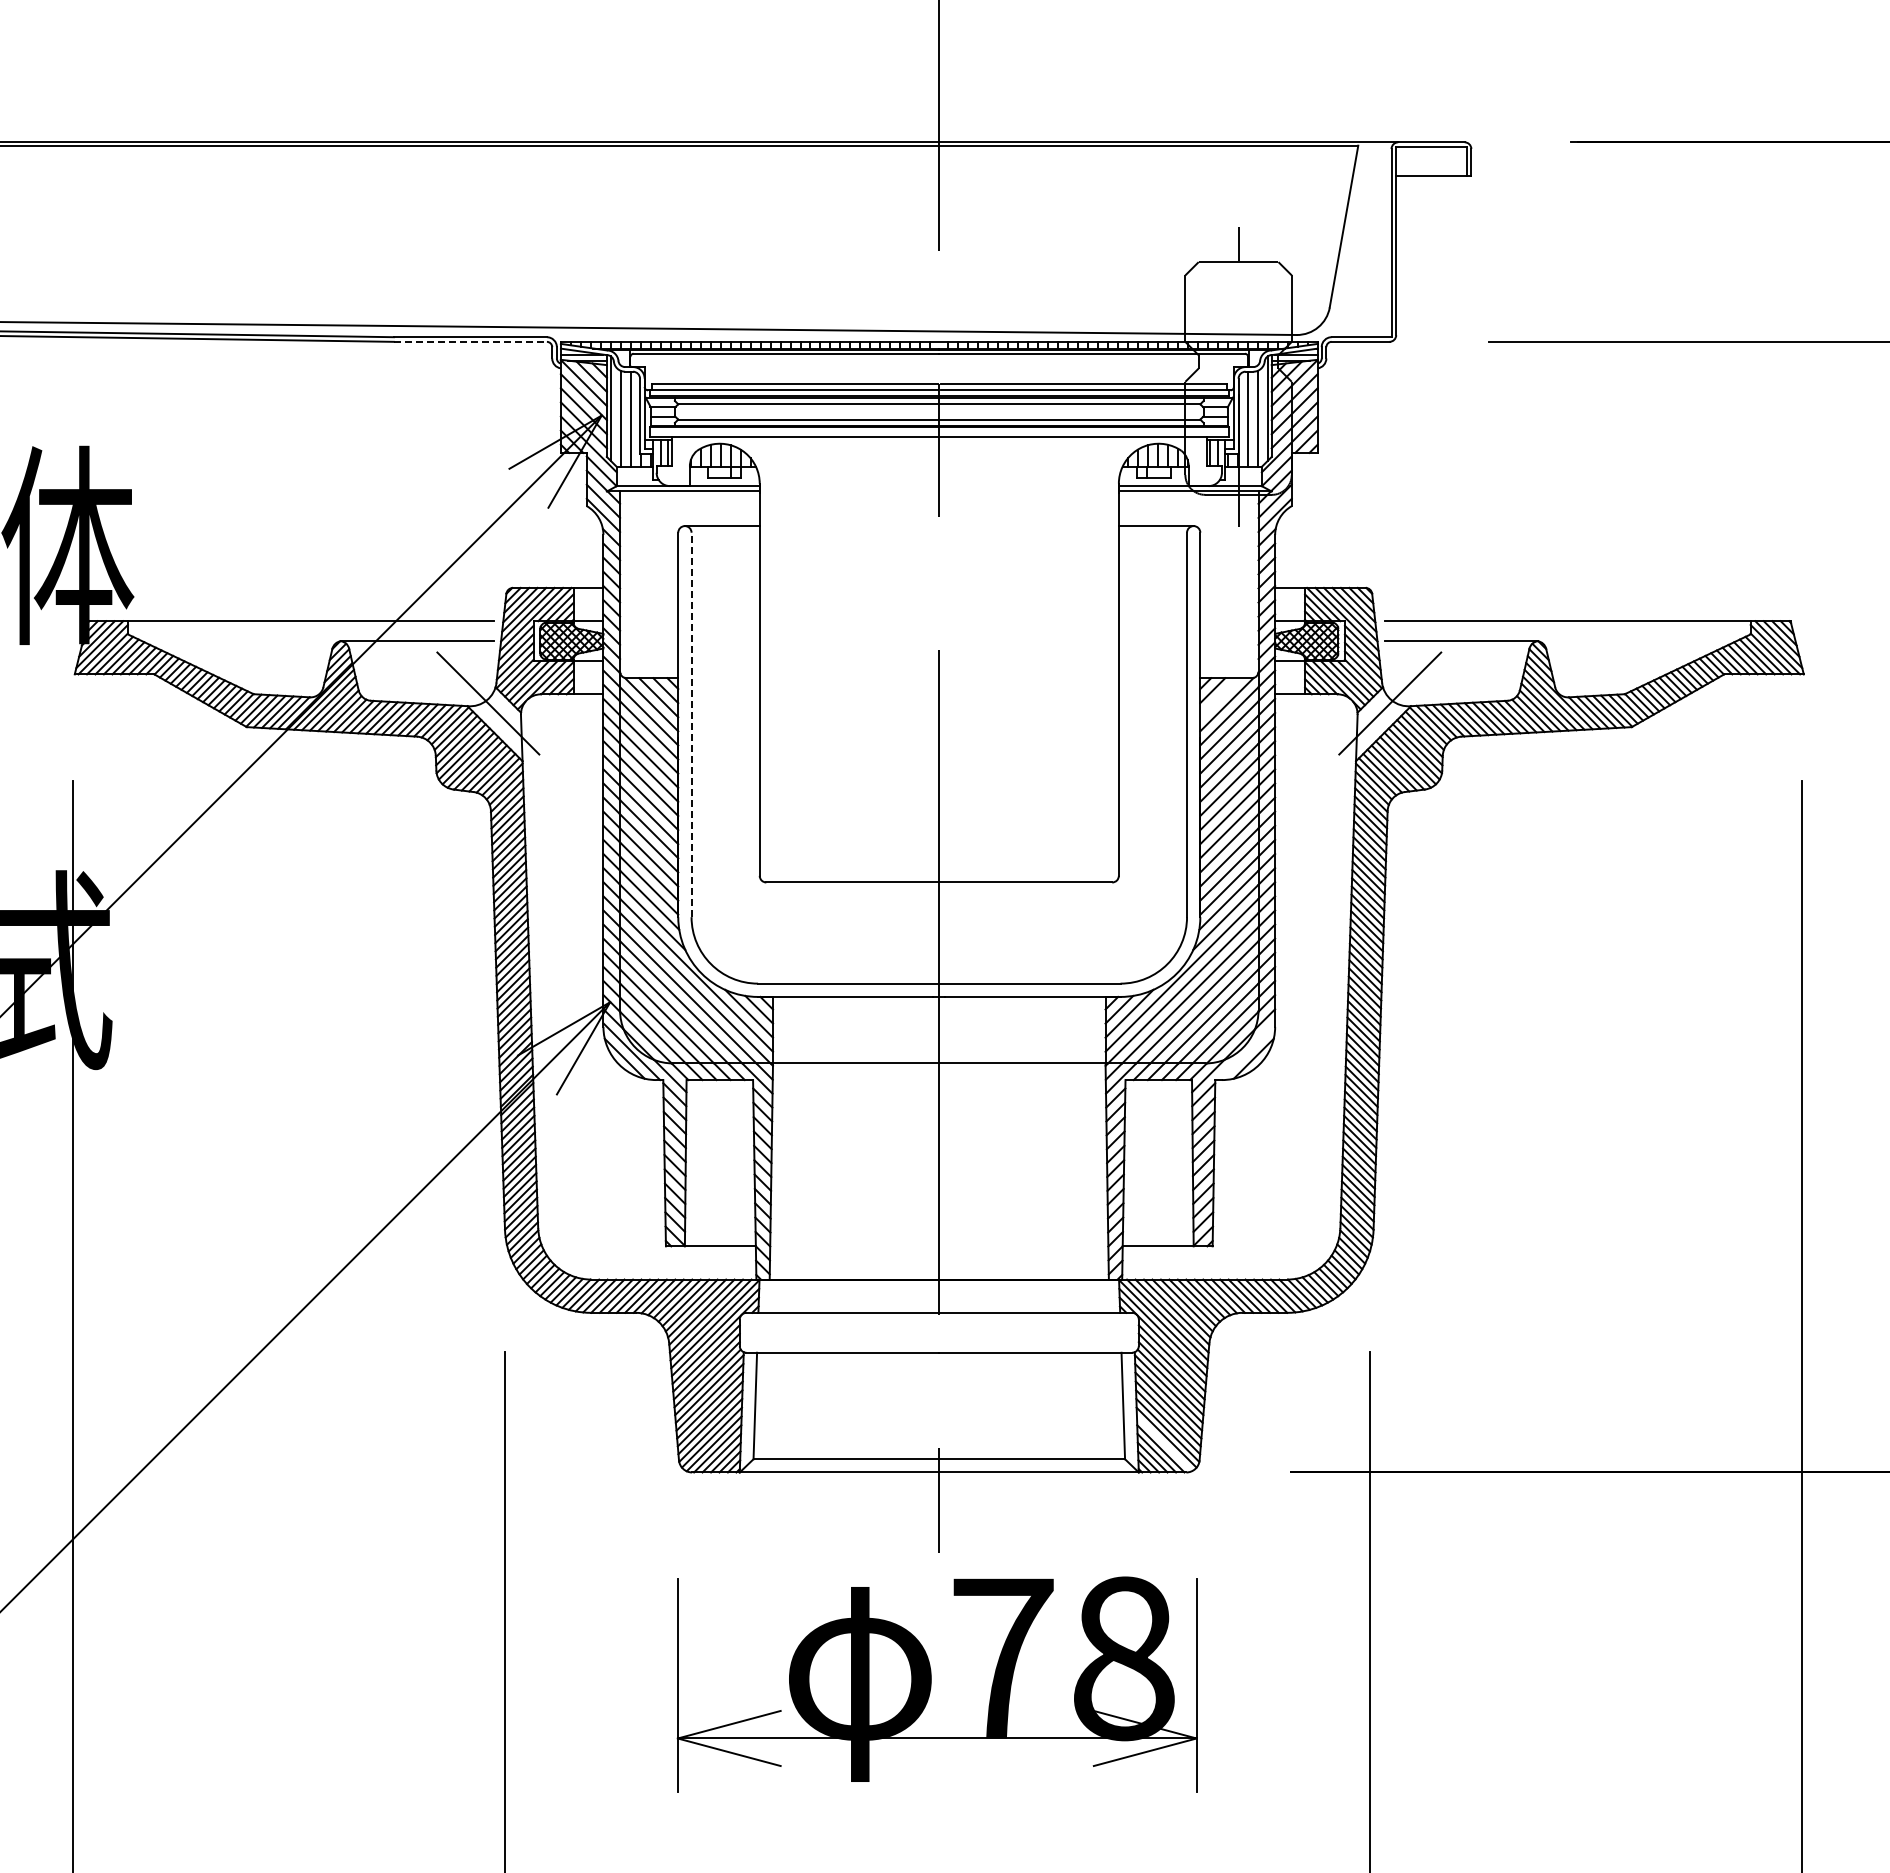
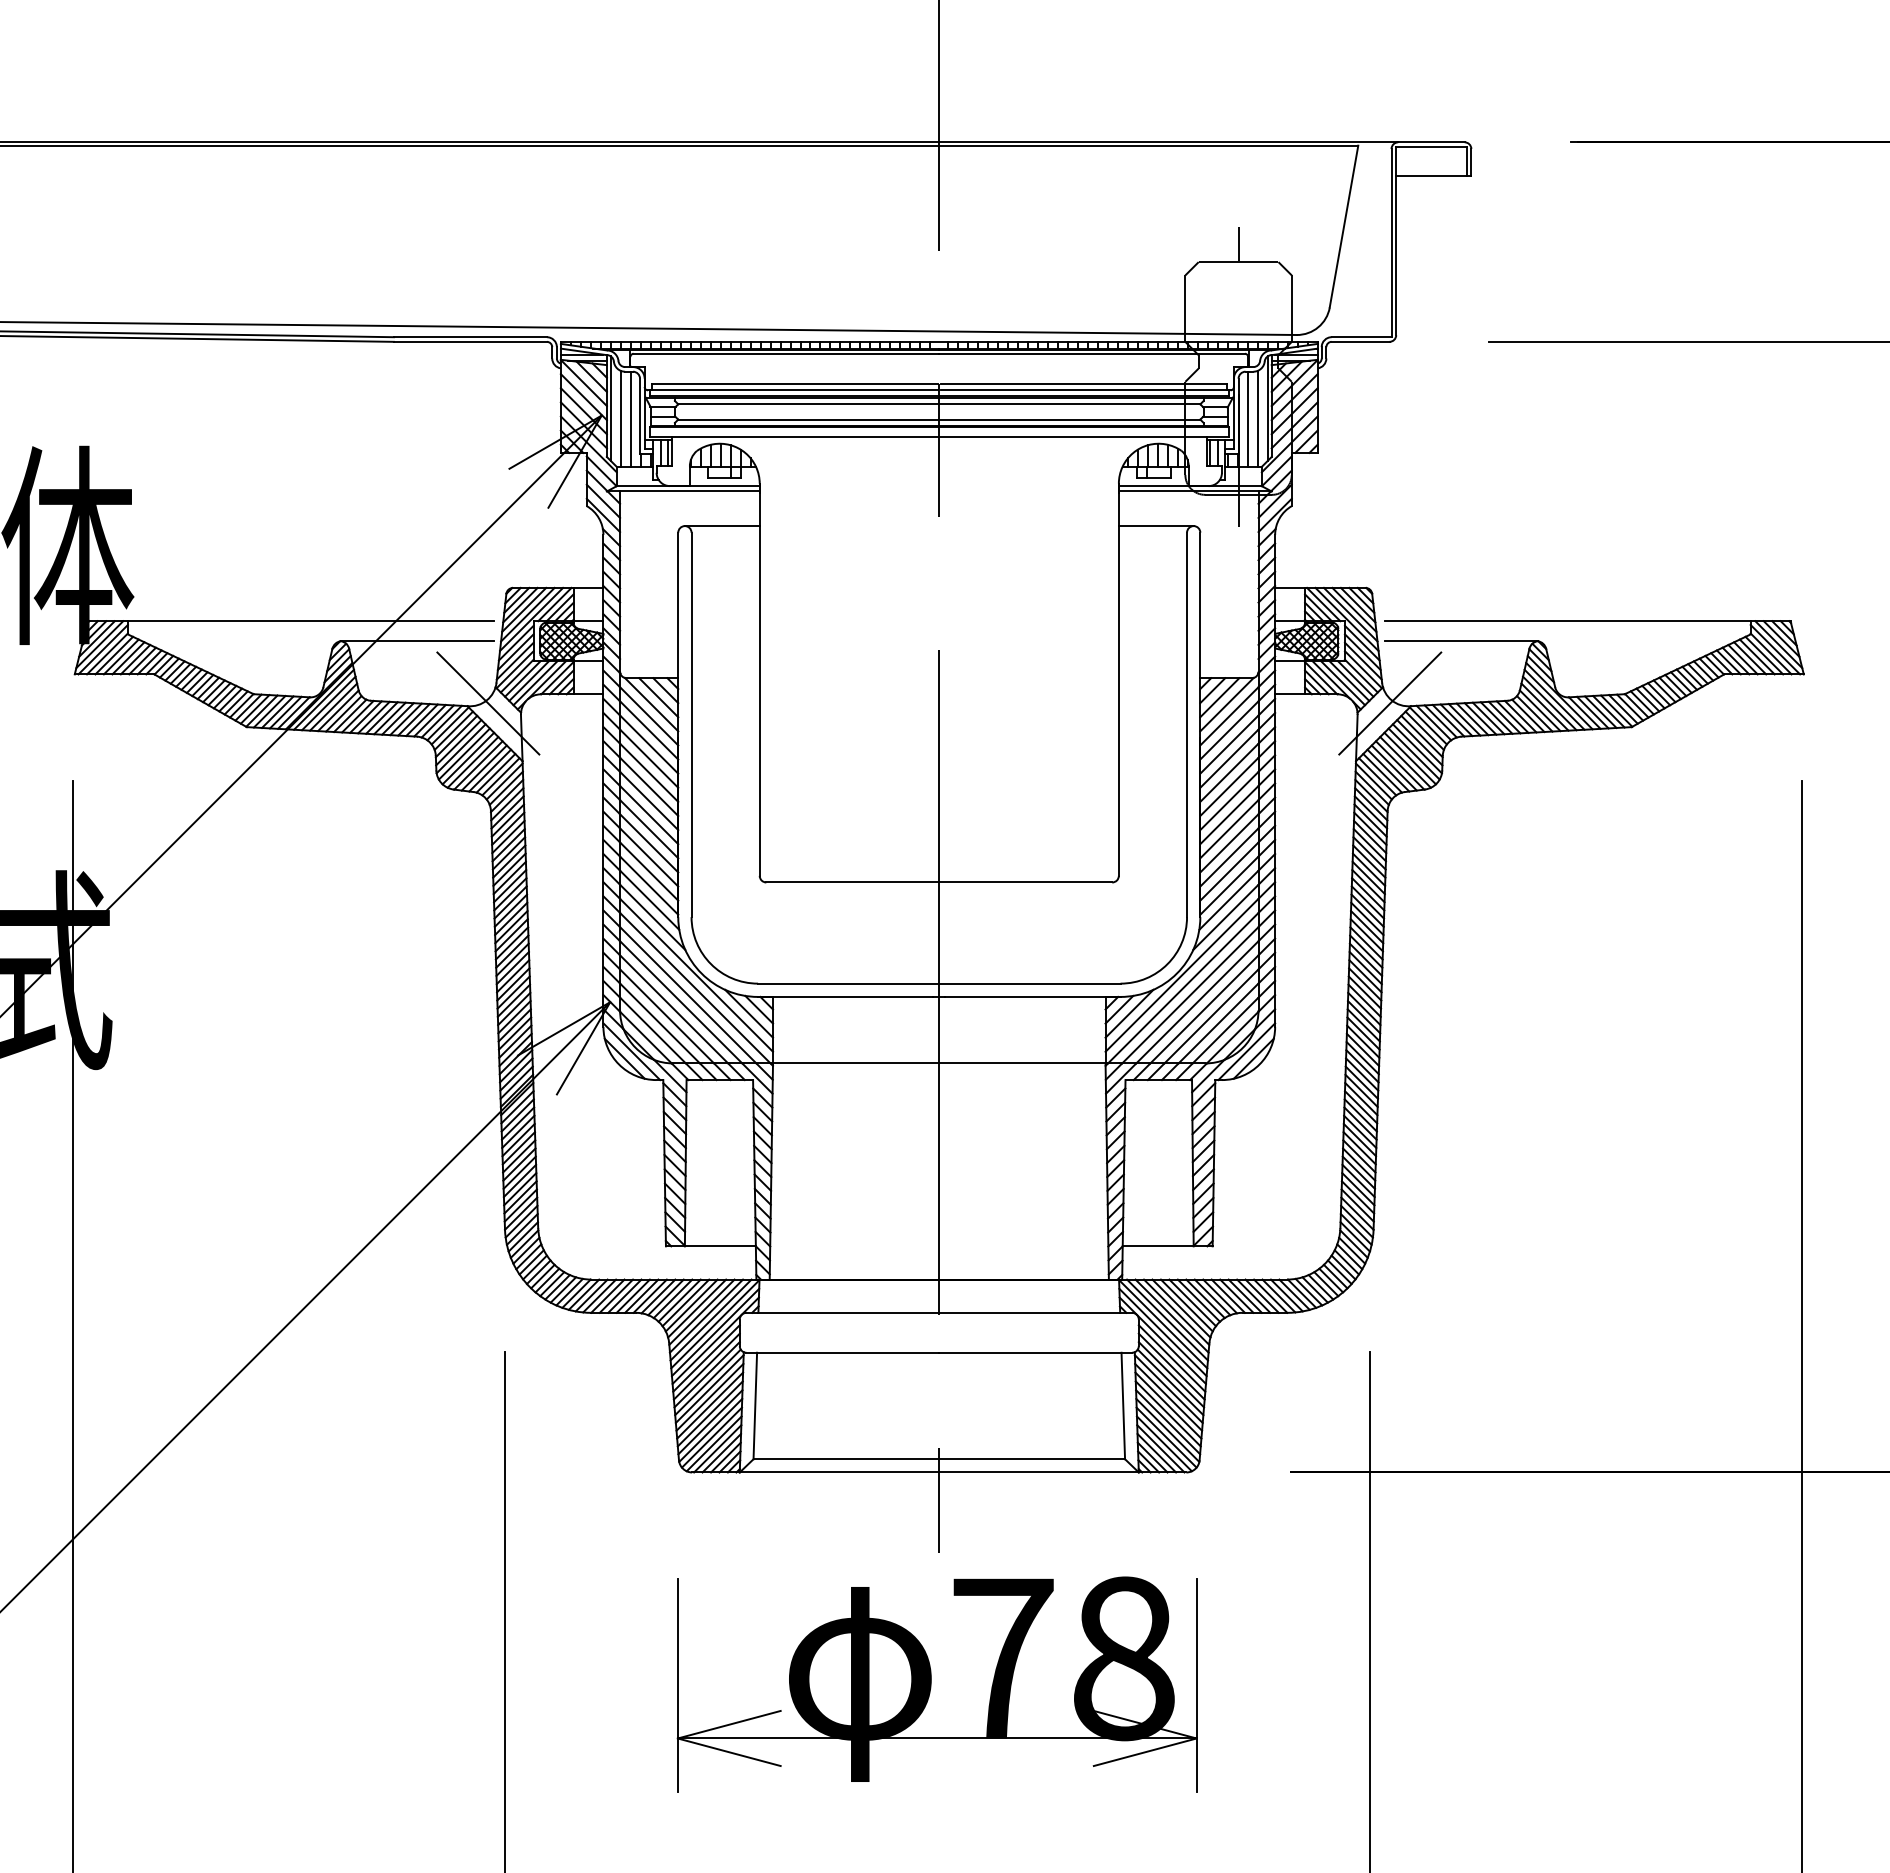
line: dashed -> solid (470, 341)
line: none -> present (1219, 697)
line: dashed -> solid (691, 724)
line: none -> present (1246, 1051)
line: none -> present (1163, 1443)
